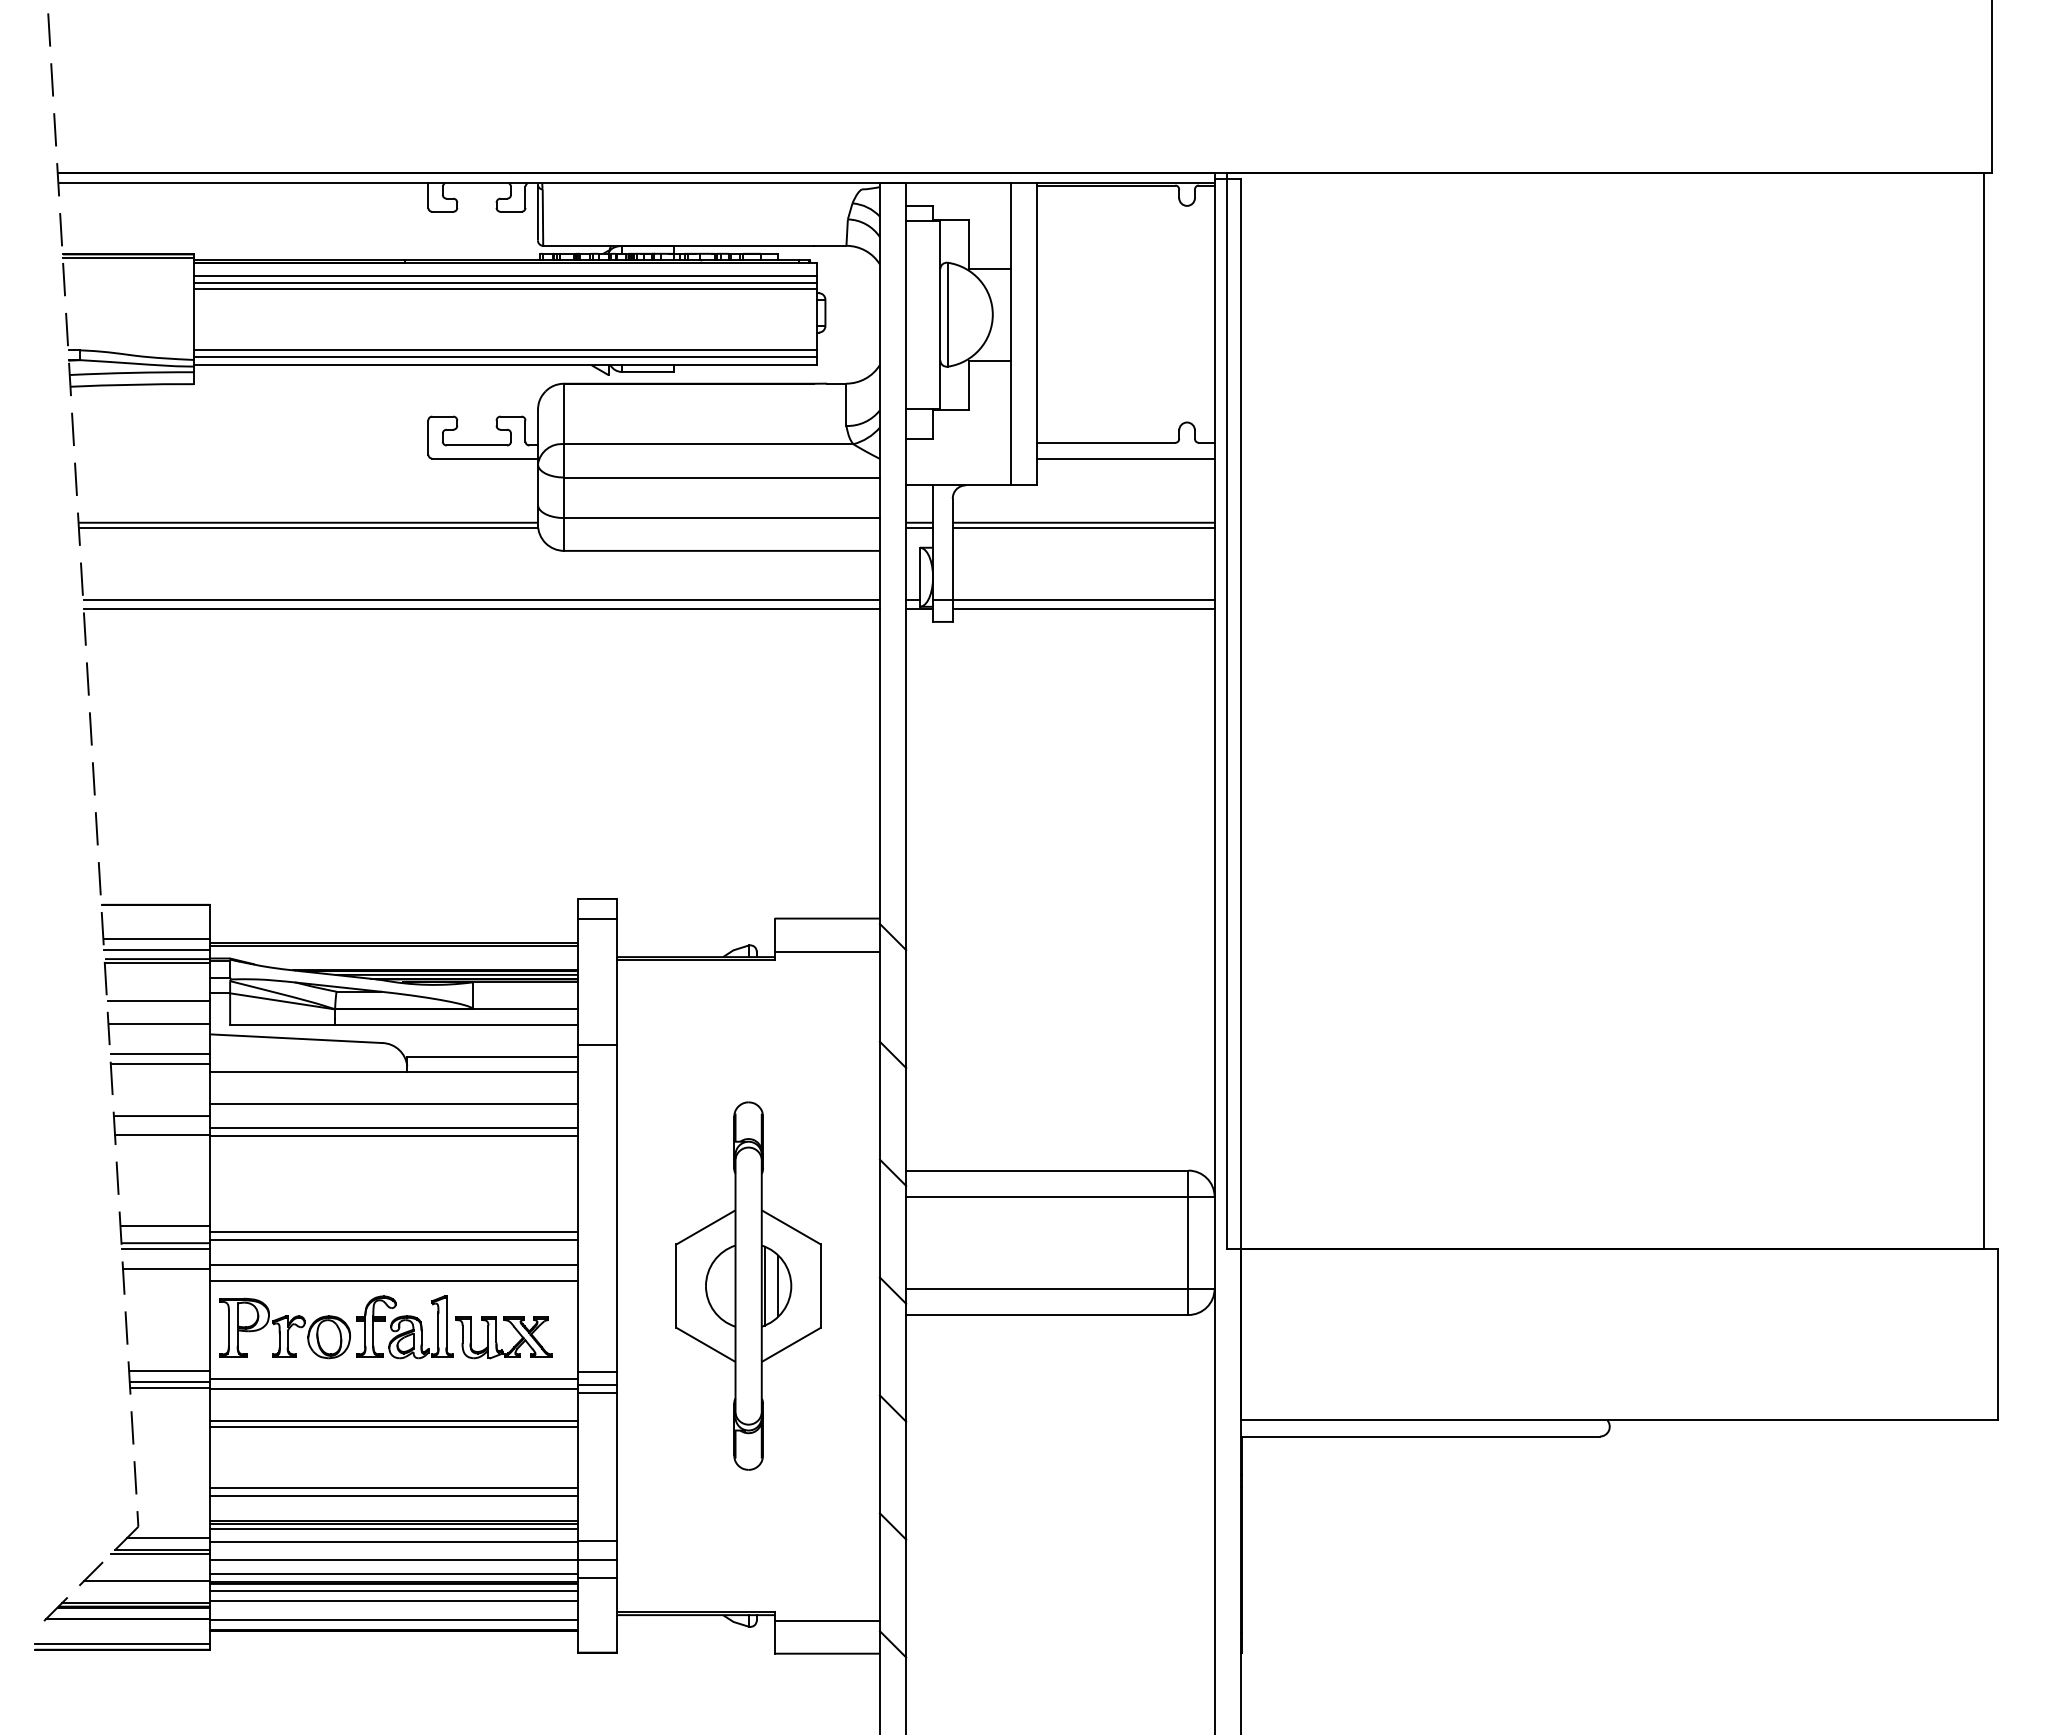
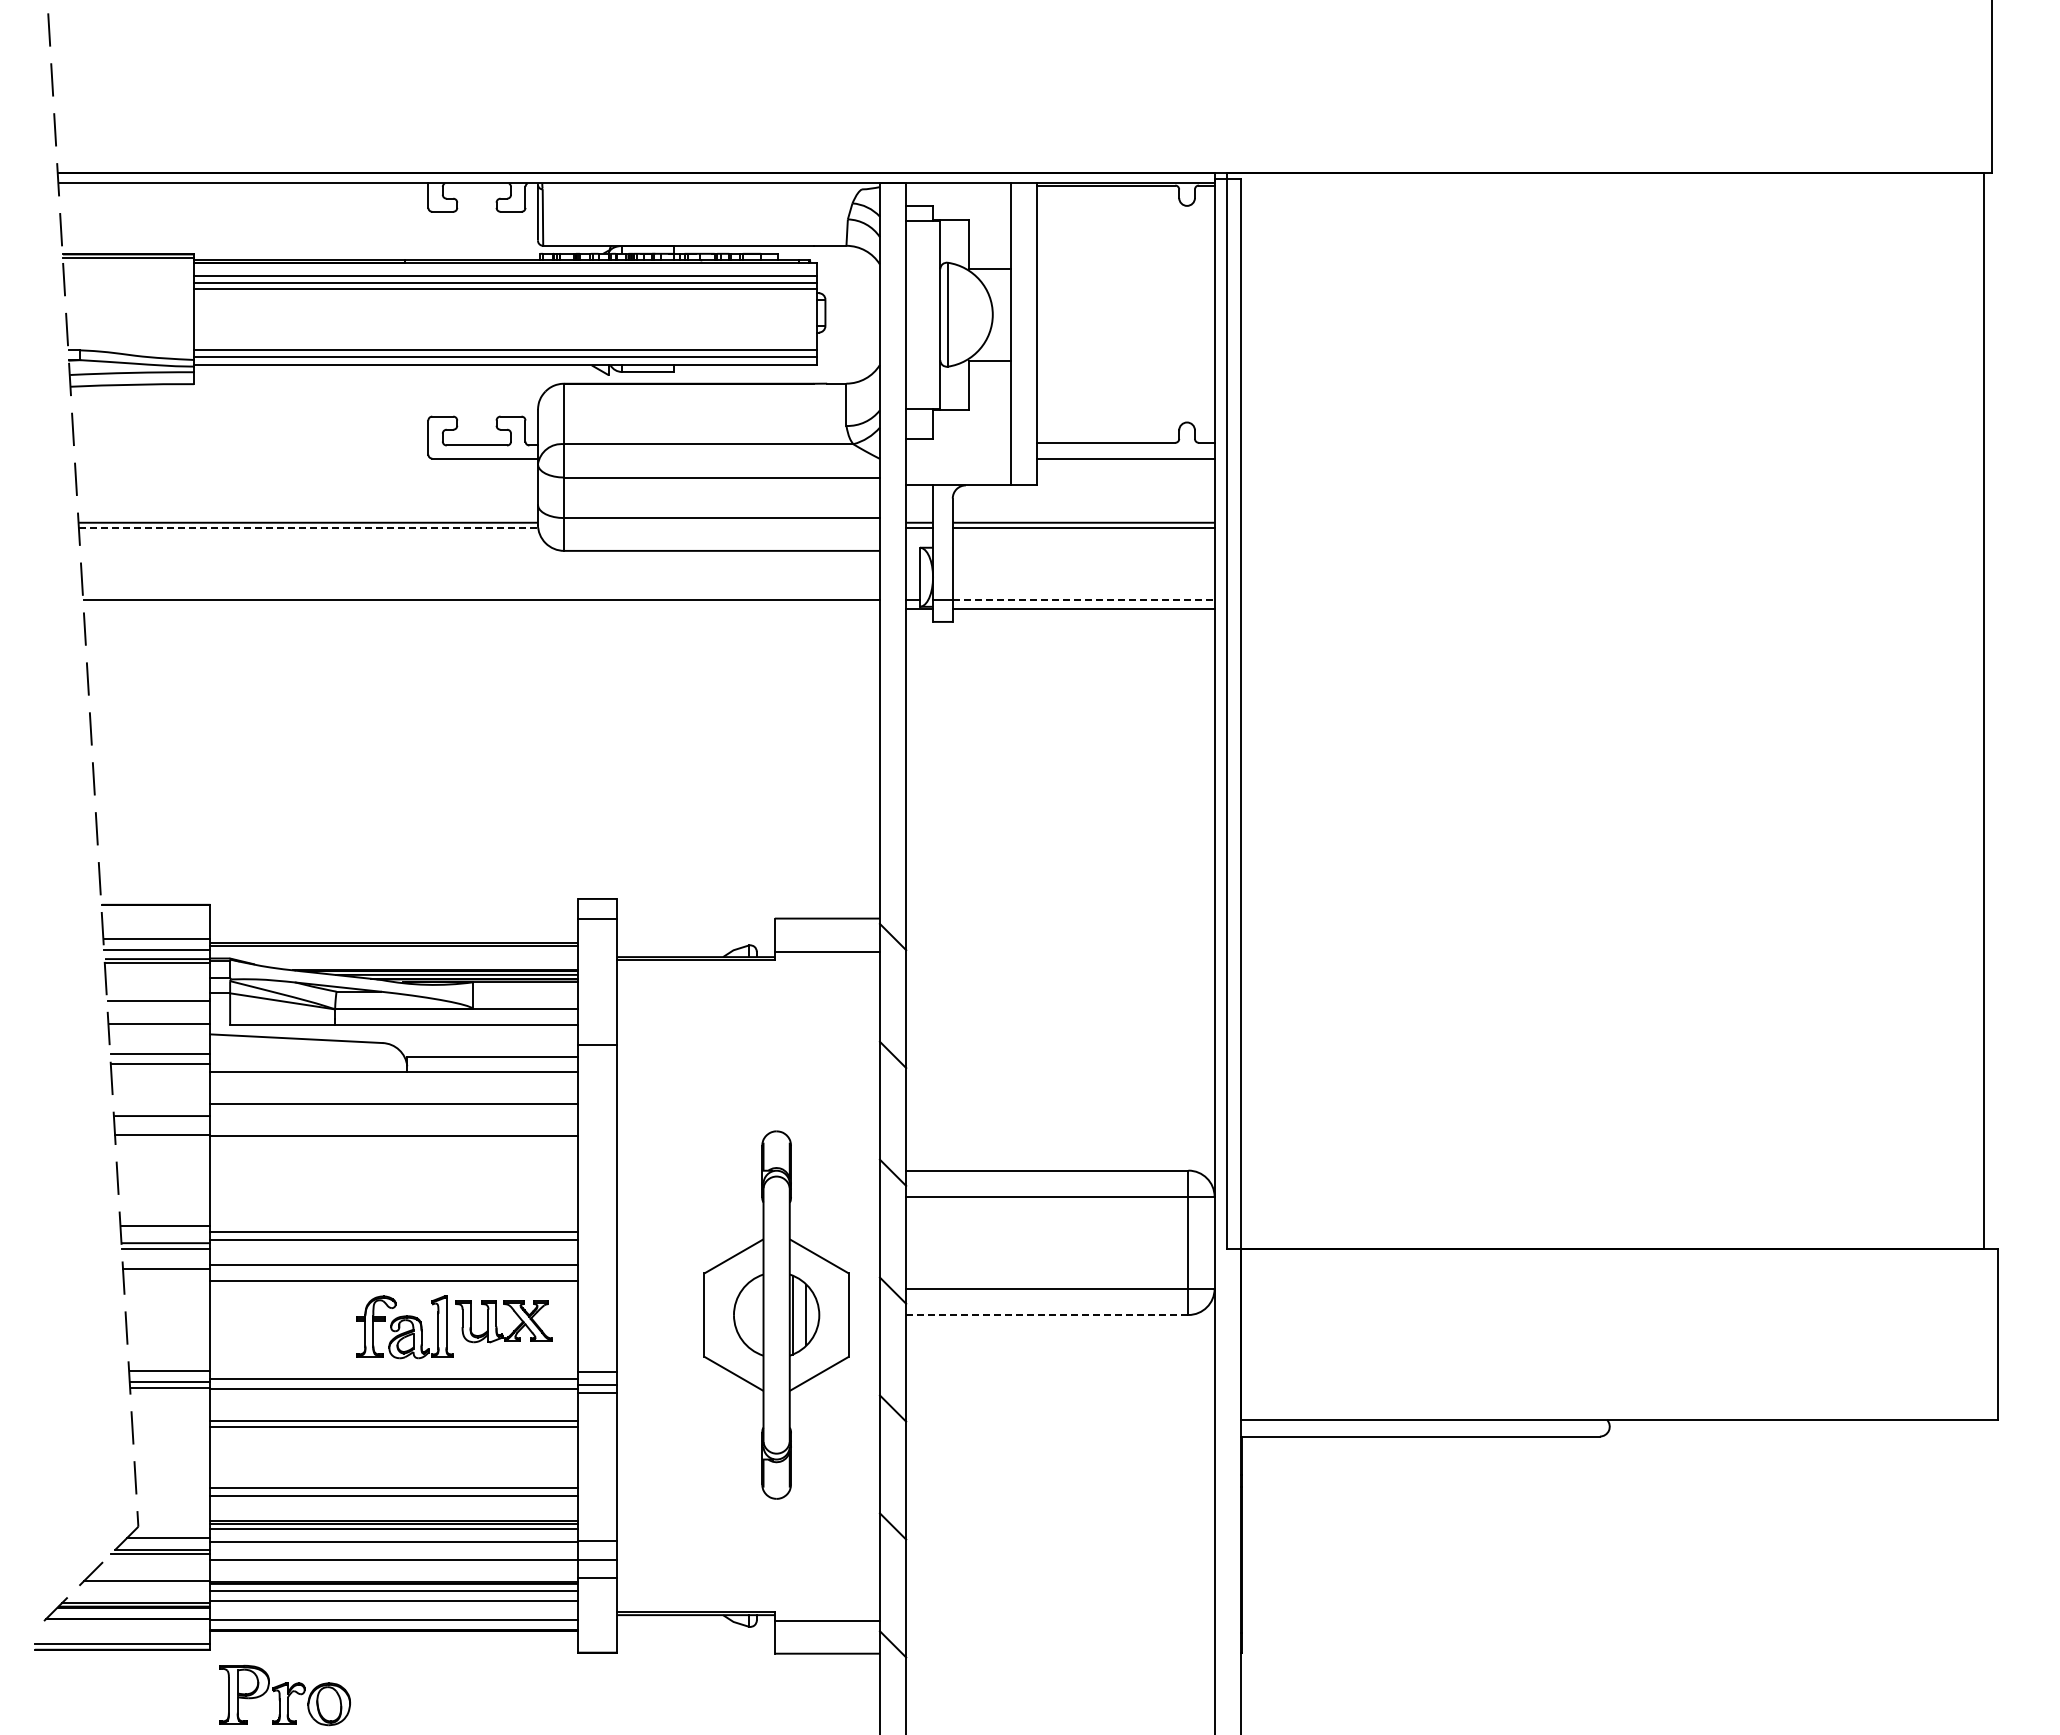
line: solid -> dashed (309, 528)
line: solid -> dashed (1083, 599)
line: present -> none (481, 608)
line: present -> none (394, 1128)
part position: (748, 1285) -> (776, 1314) (776, 1314)
line: solid -> dashed (1046, 1315)
part position: (284, 1328) -> (284, 1695) (284, 1695)
part position: (496, 1337) -> (496, 1321) (496, 1321)
line: present -> none (394, 1573)
